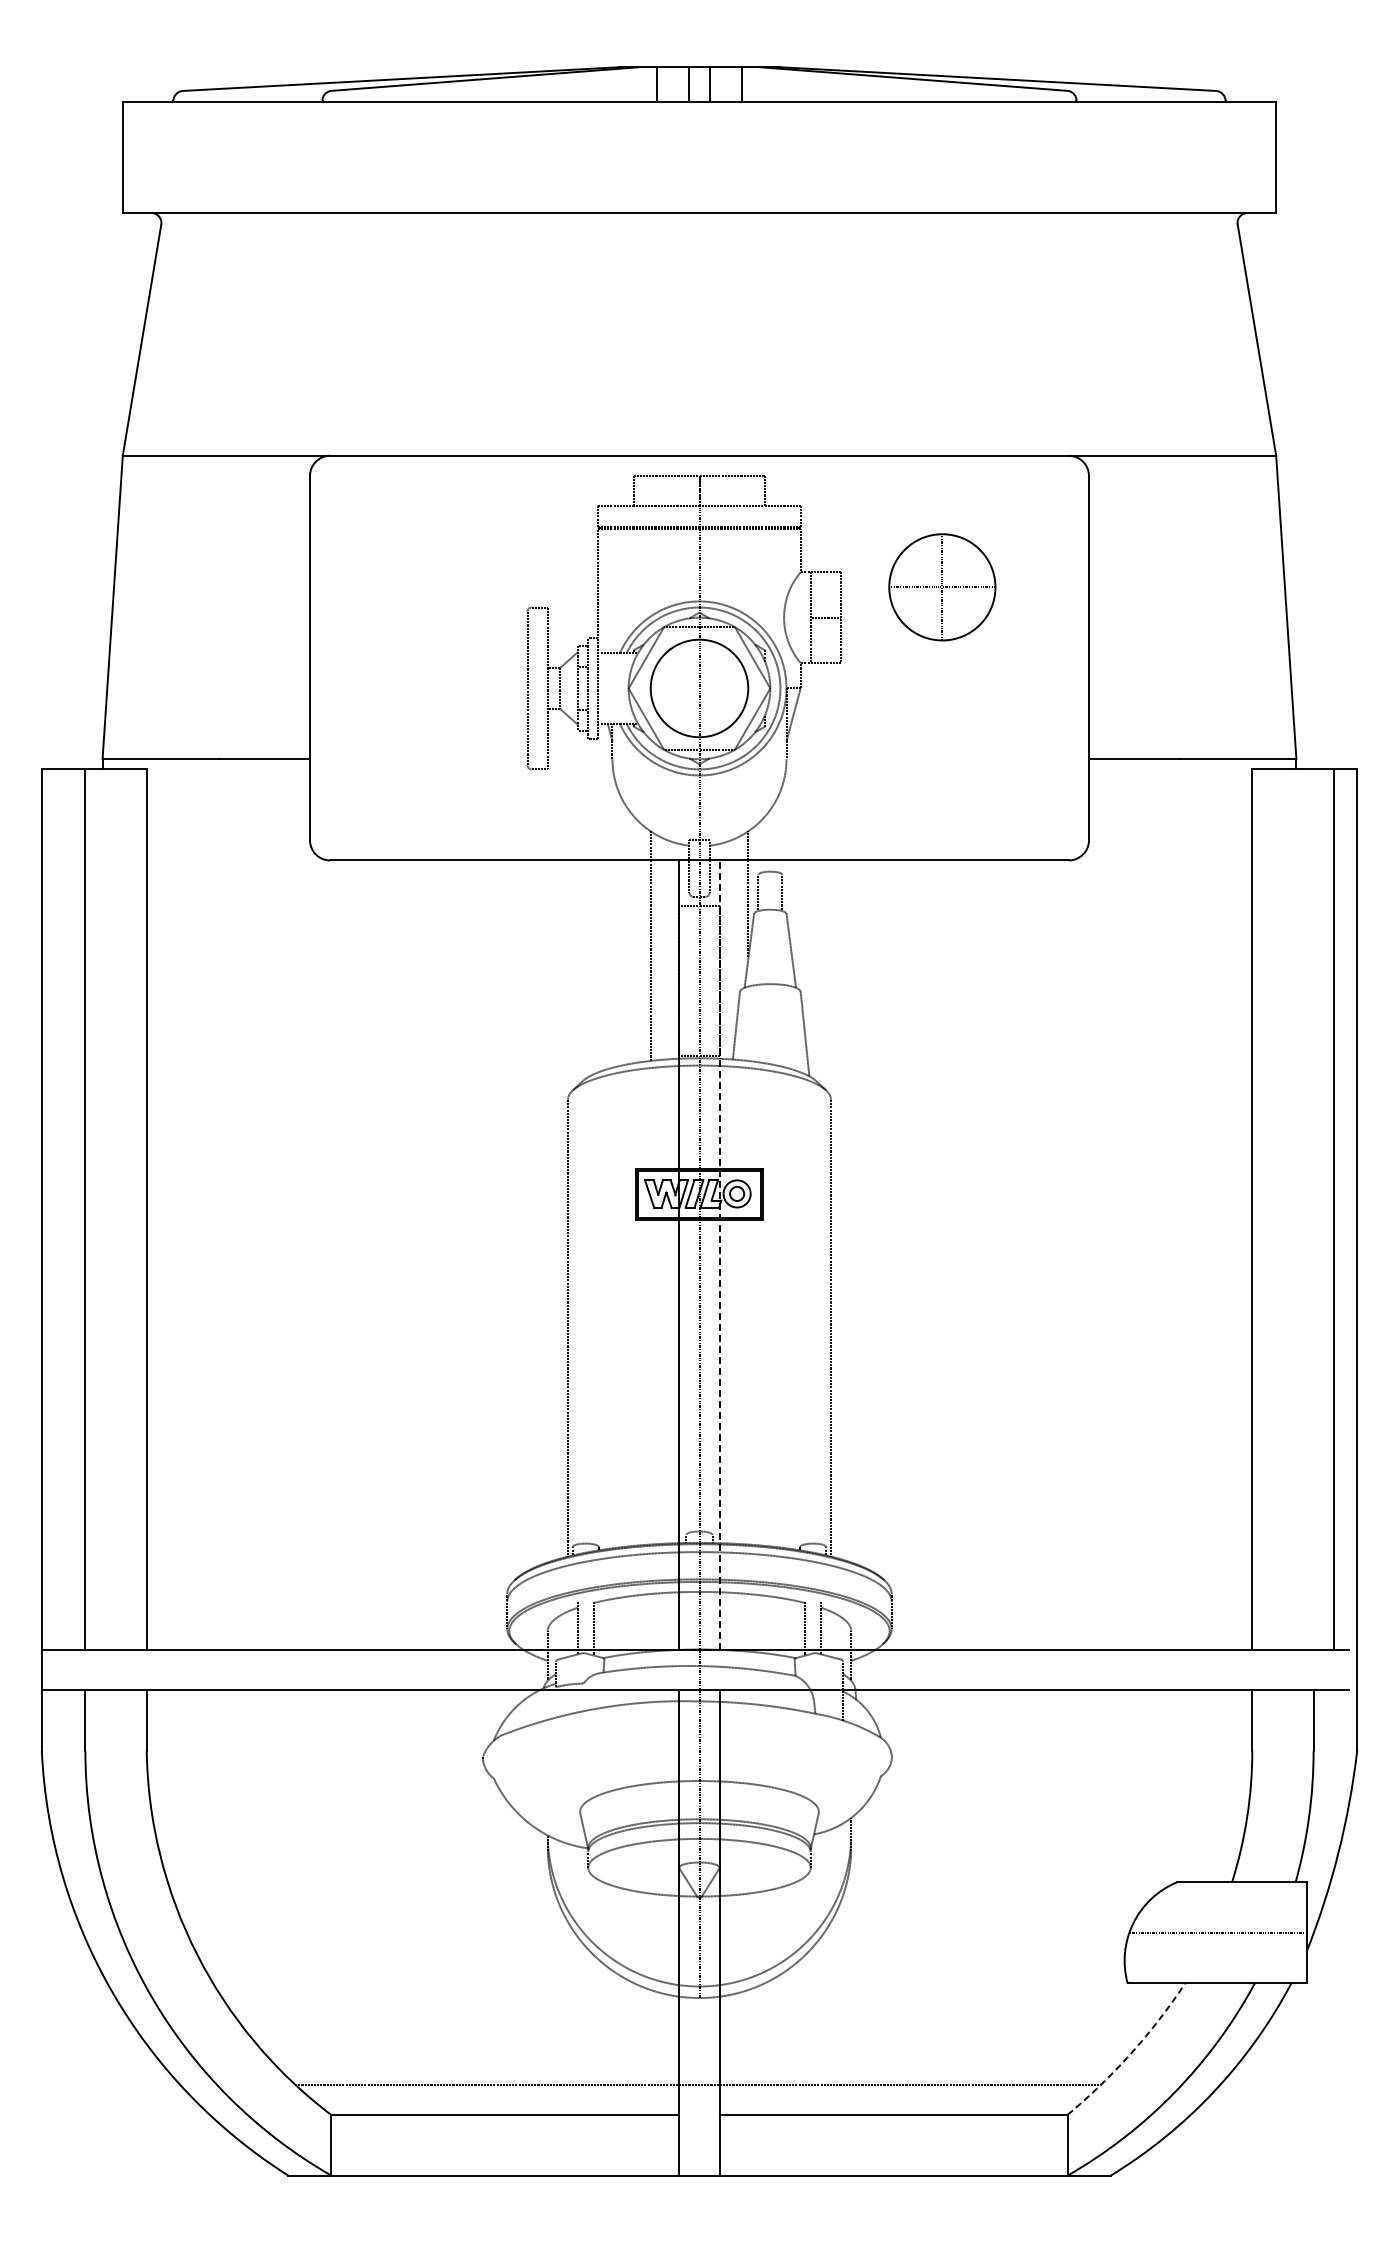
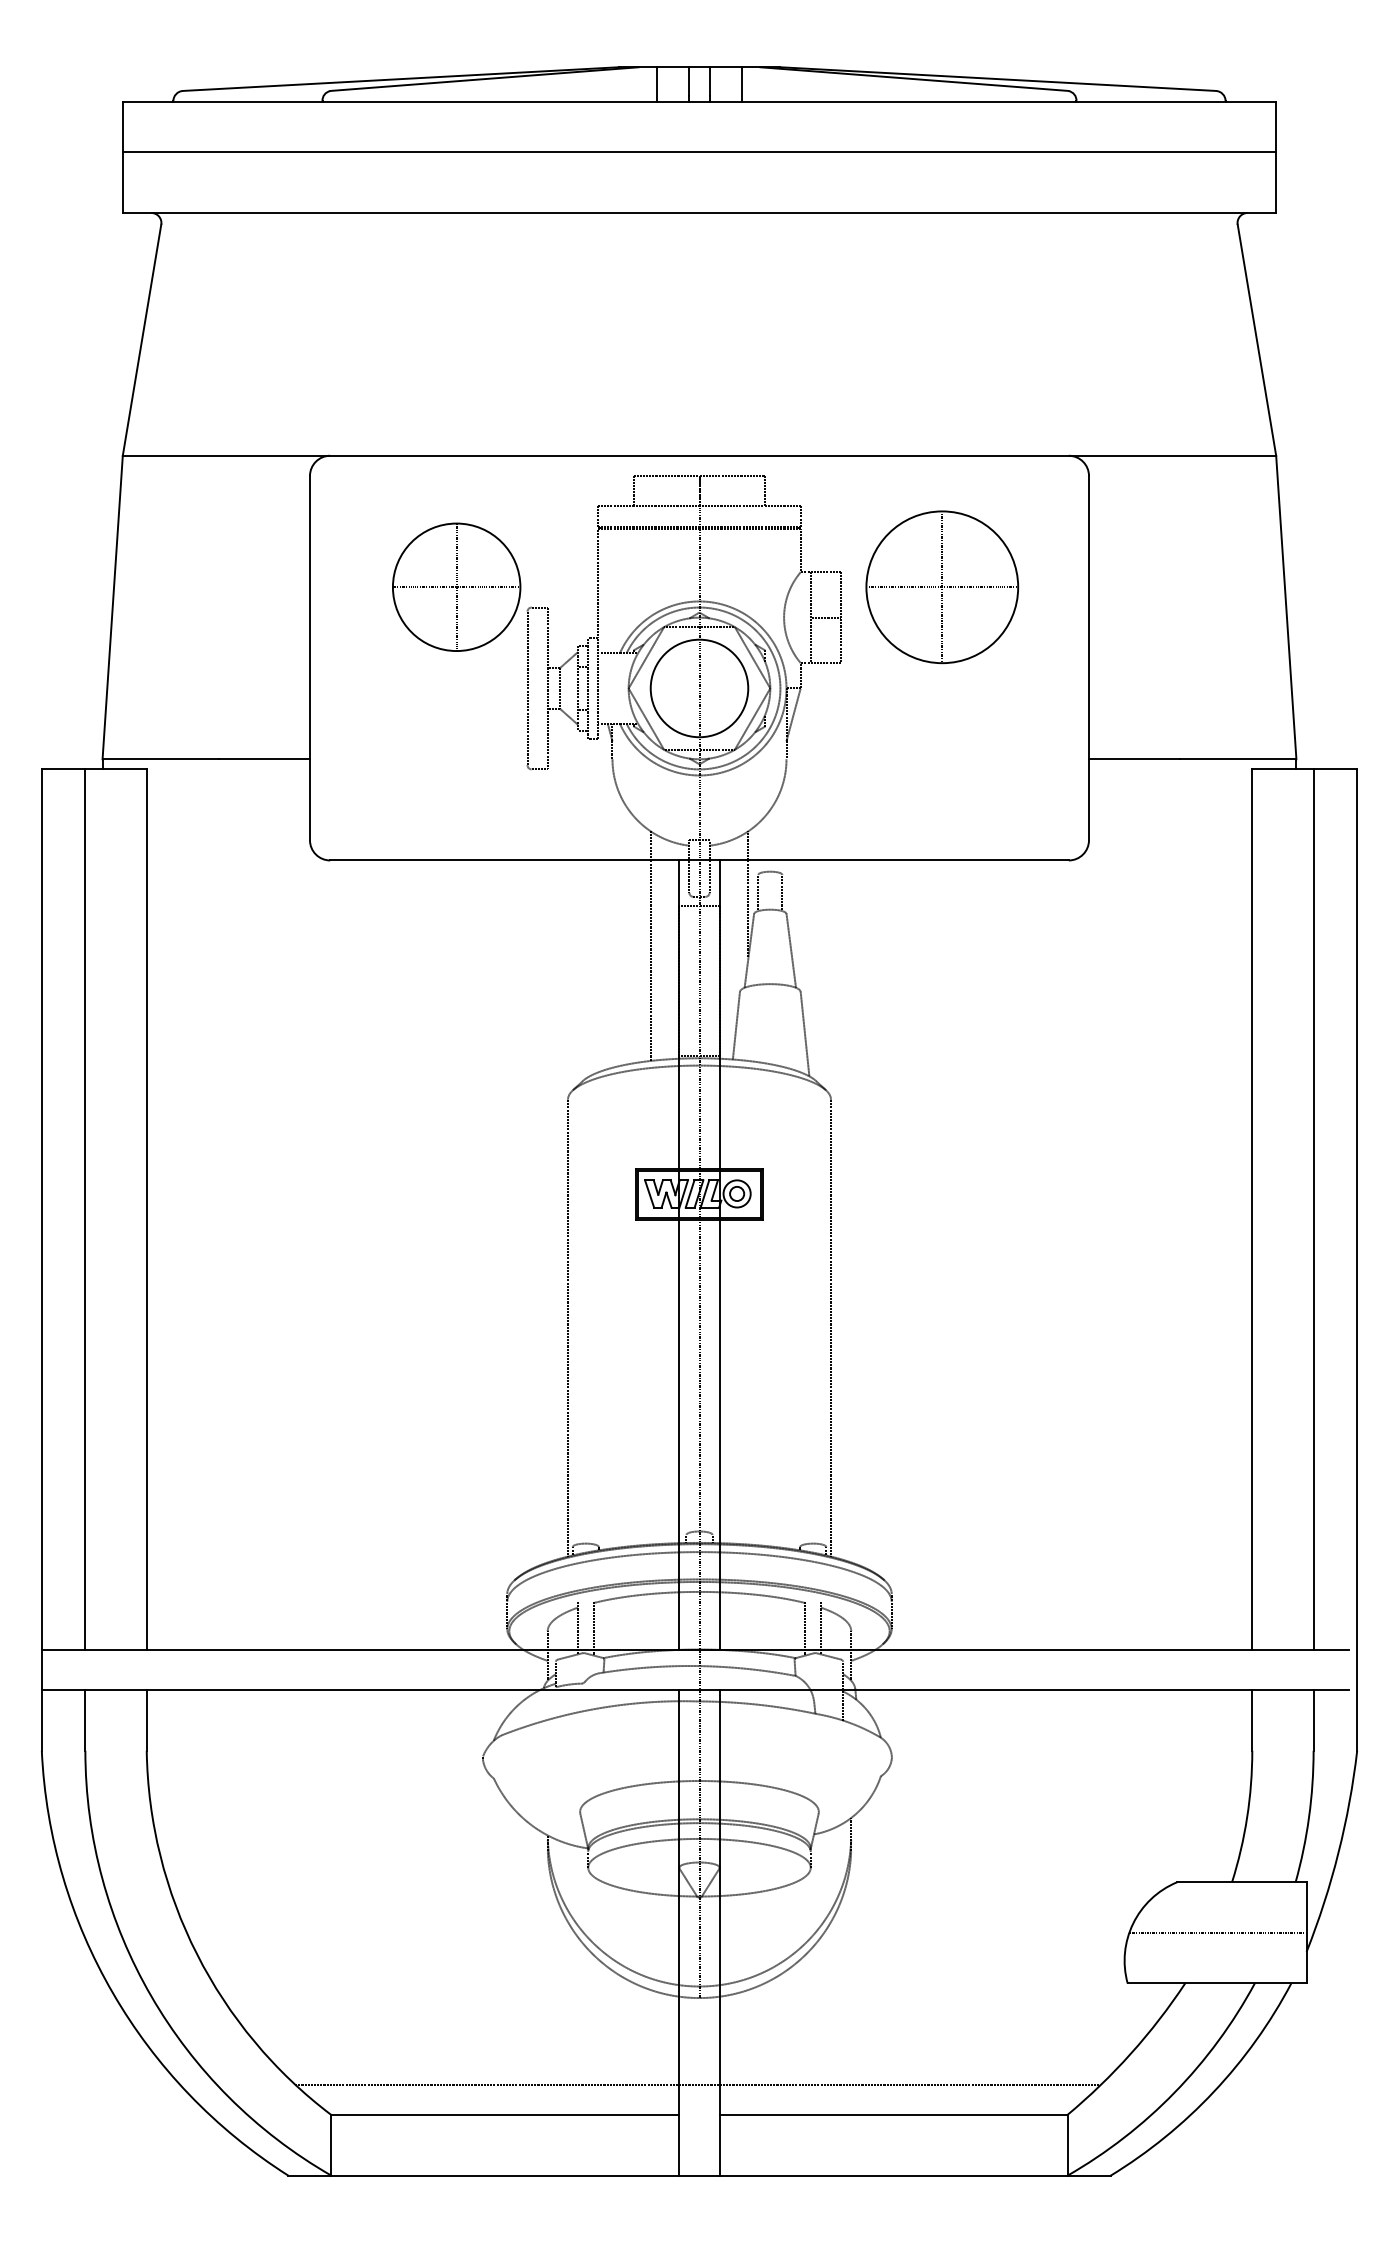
line: none -> present (699, 152)
part: none -> present (456, 586)
part size: 109x109 px -> 155x155 px (942, 587)
line position: (1333, 1209) -> (1313, 1209) (1313, 1209)
line: dashed -> solid (719, 1255)
arc: dashed -> solid (1131, 2053)
